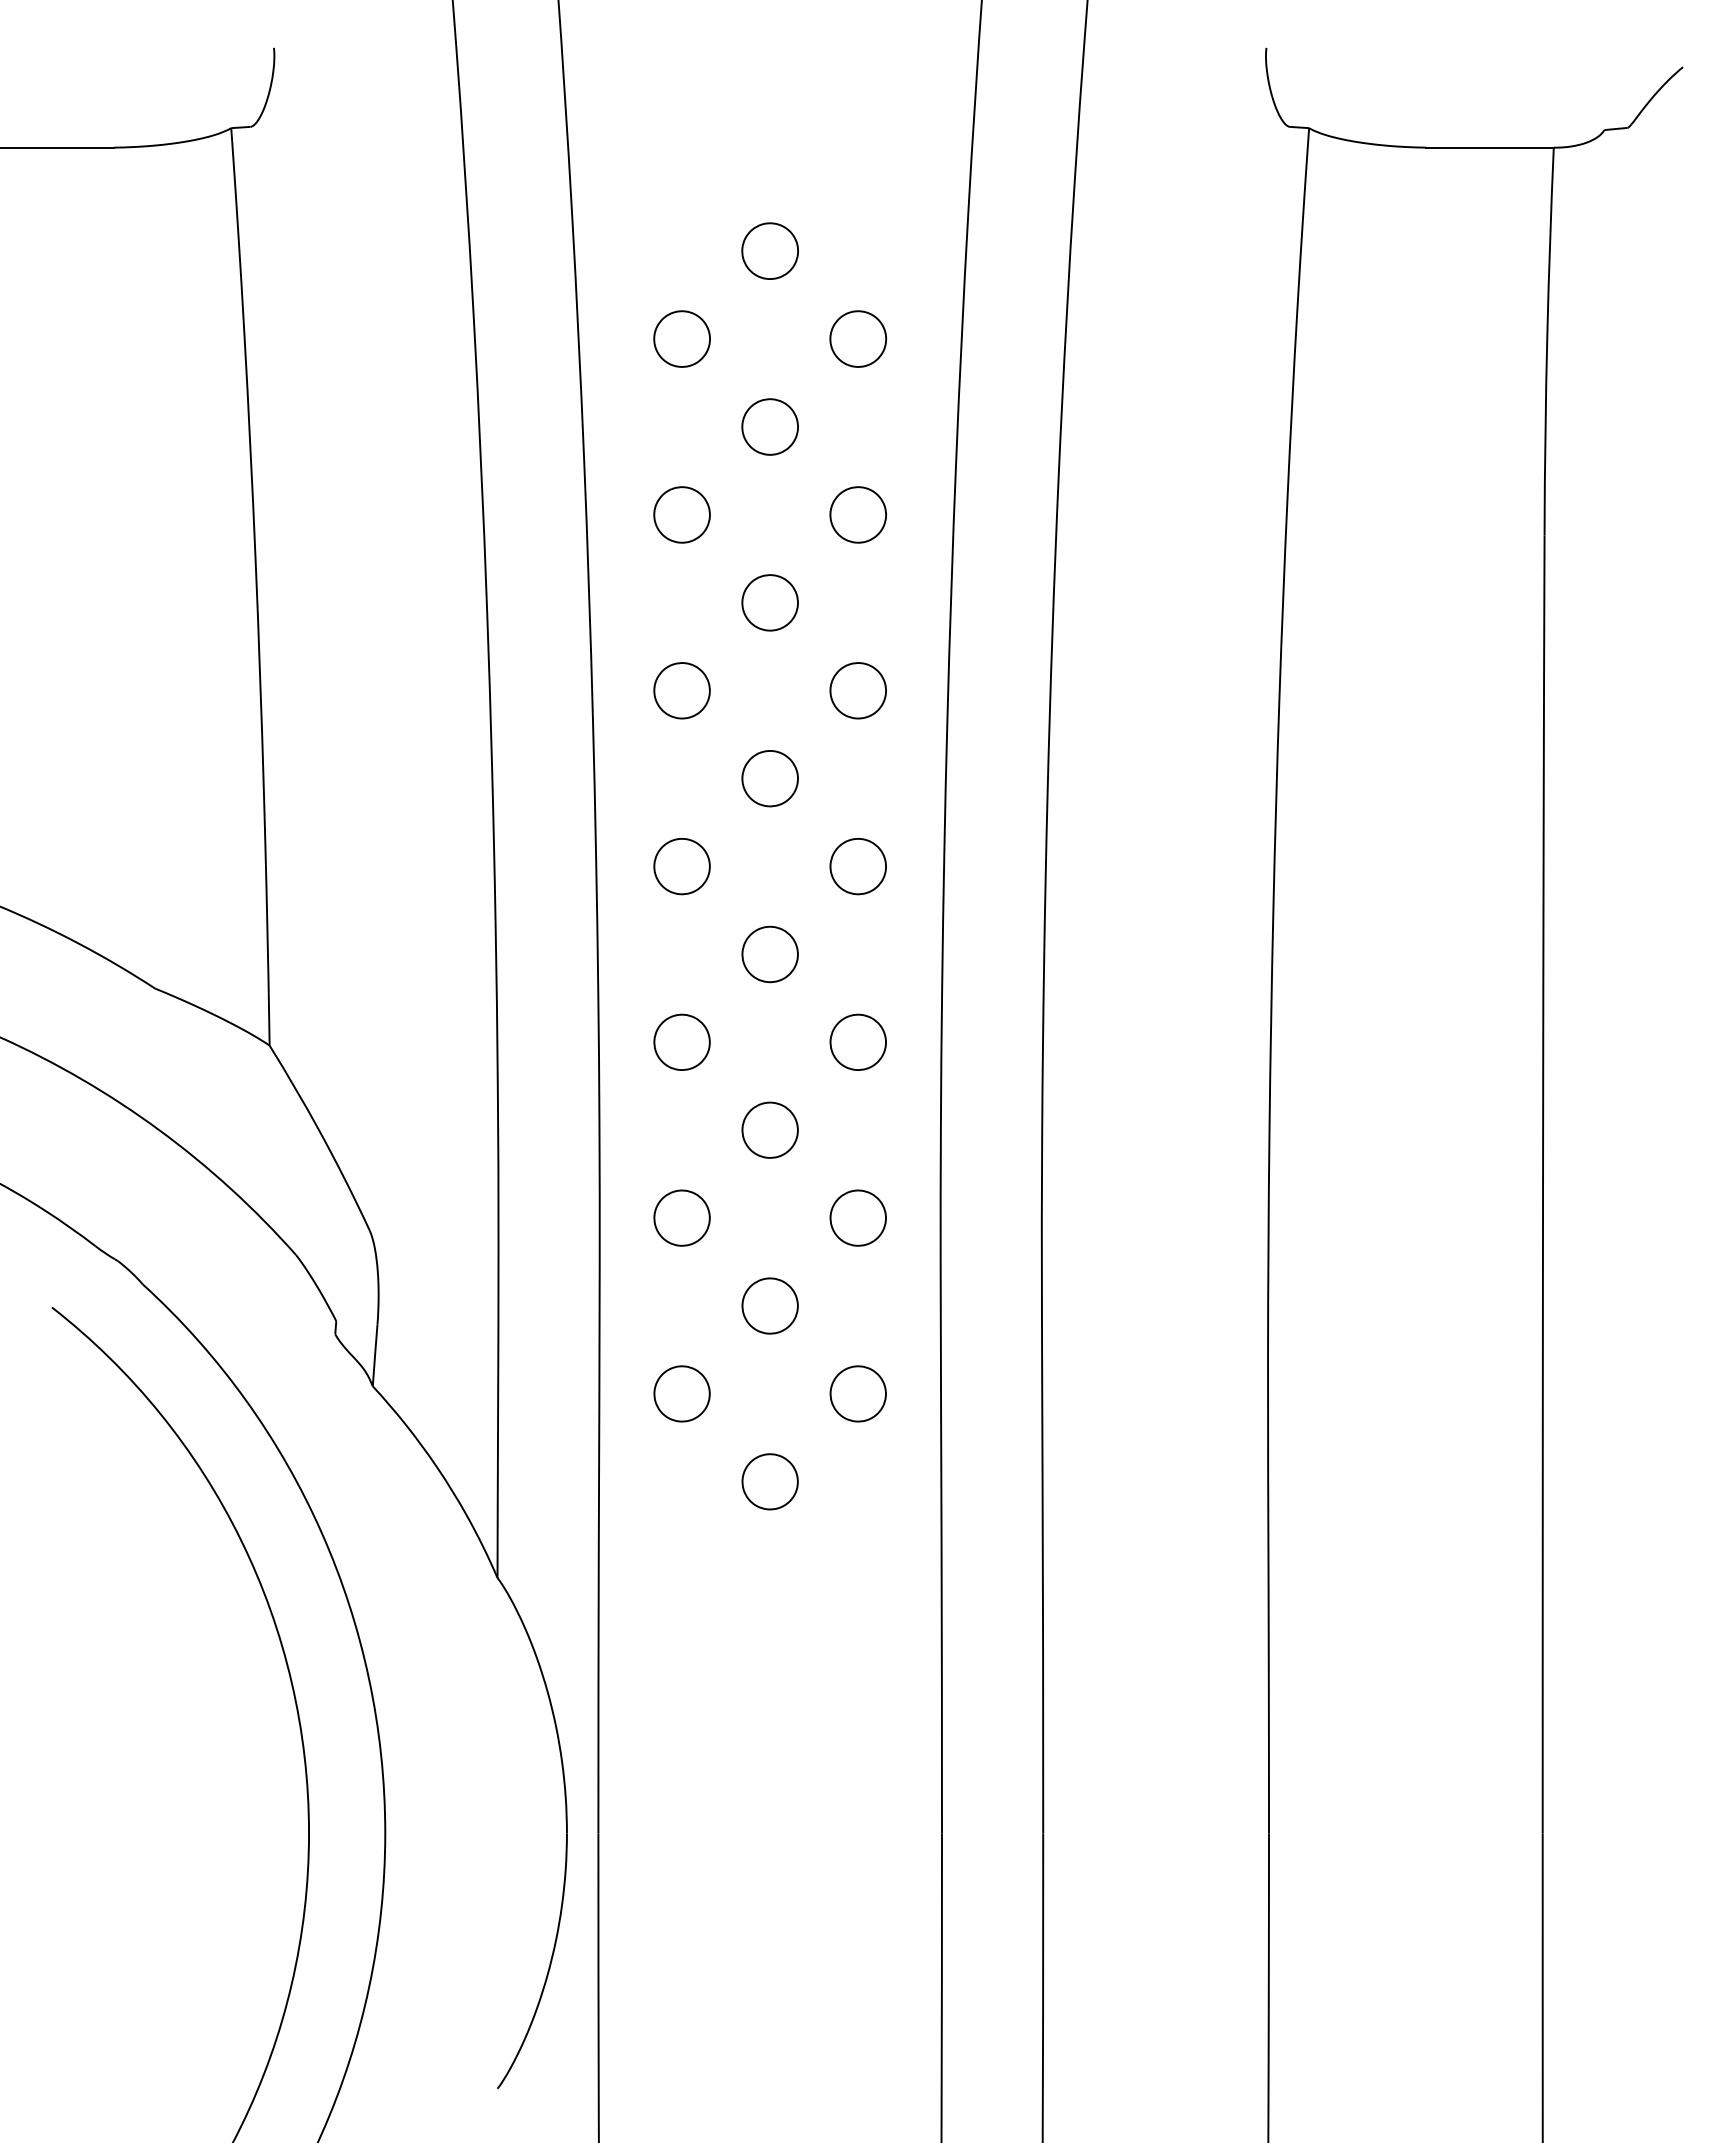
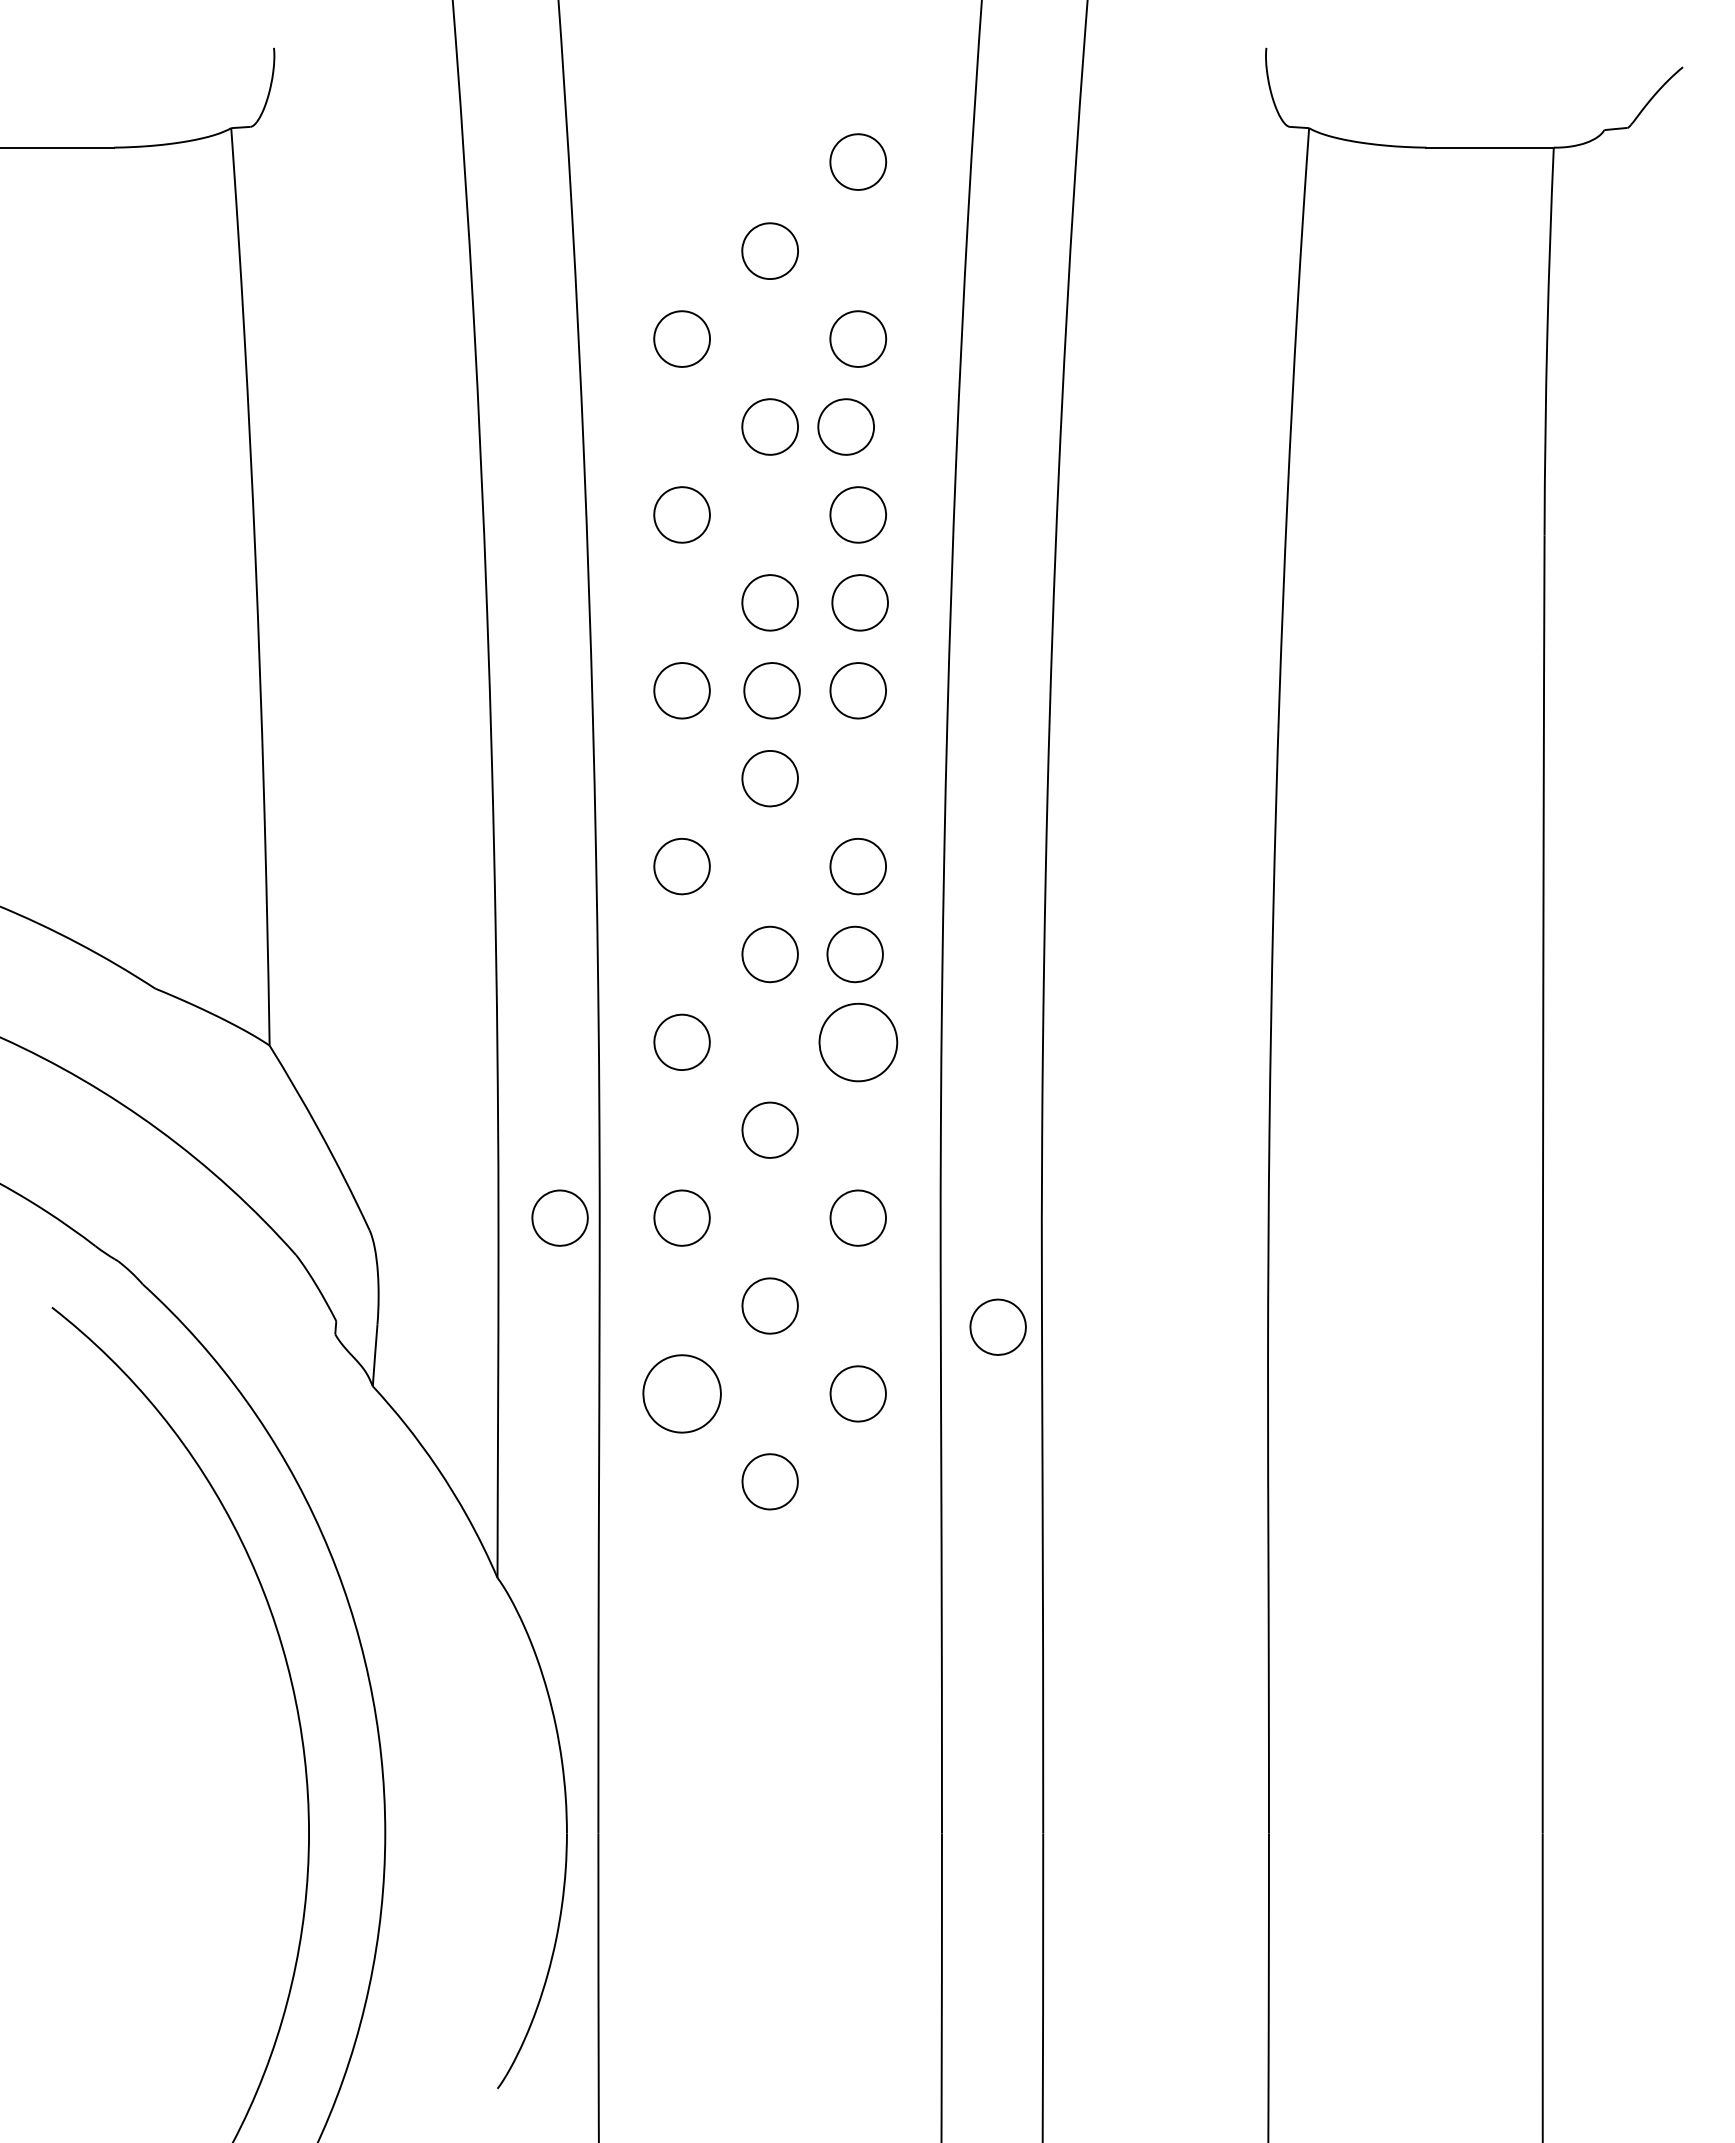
part: none -> present (858, 161)
part: none -> present (845, 426)
part: none -> present (859, 602)
part: none -> present (771, 690)
part: none -> present (854, 954)
part size: 58x58 px -> 81x81 px (858, 1042)
part: none -> present (559, 1217)
part: none -> present (997, 1326)
part size: 58x58 px -> 80x80 px (681, 1393)
